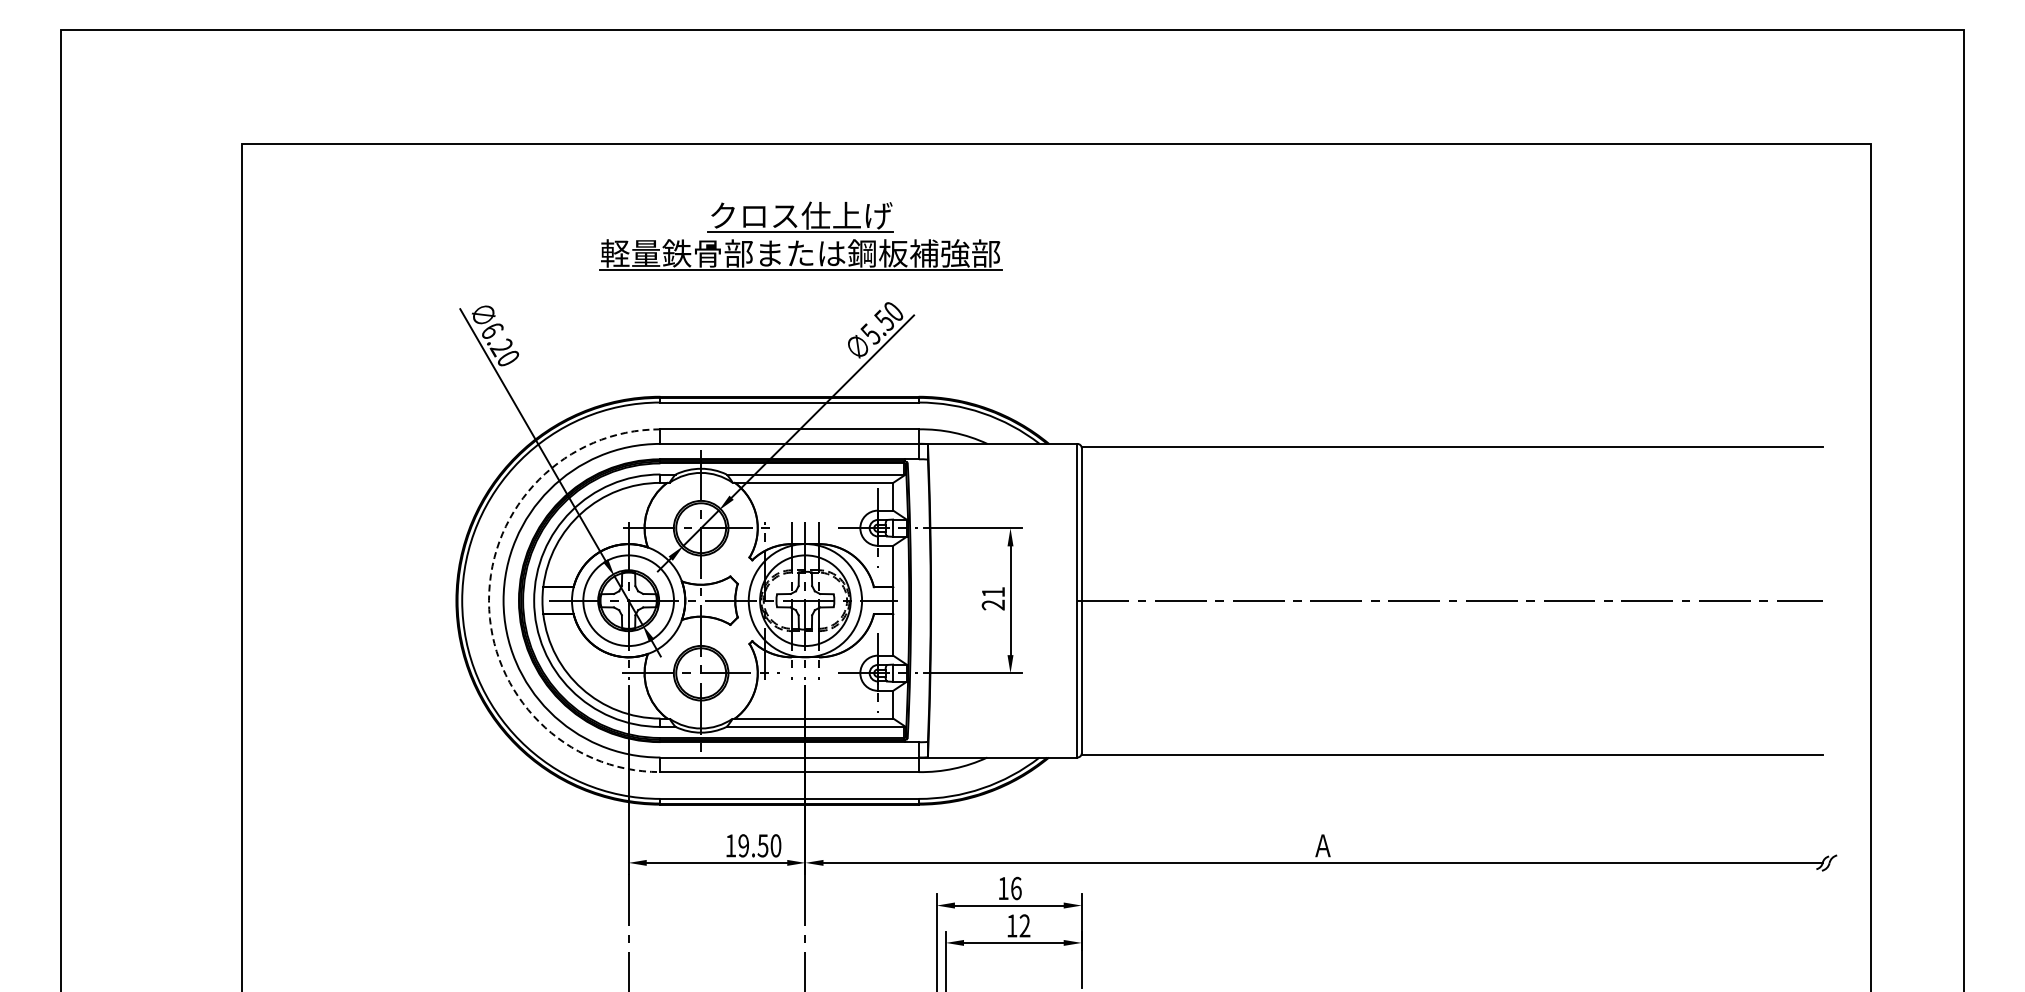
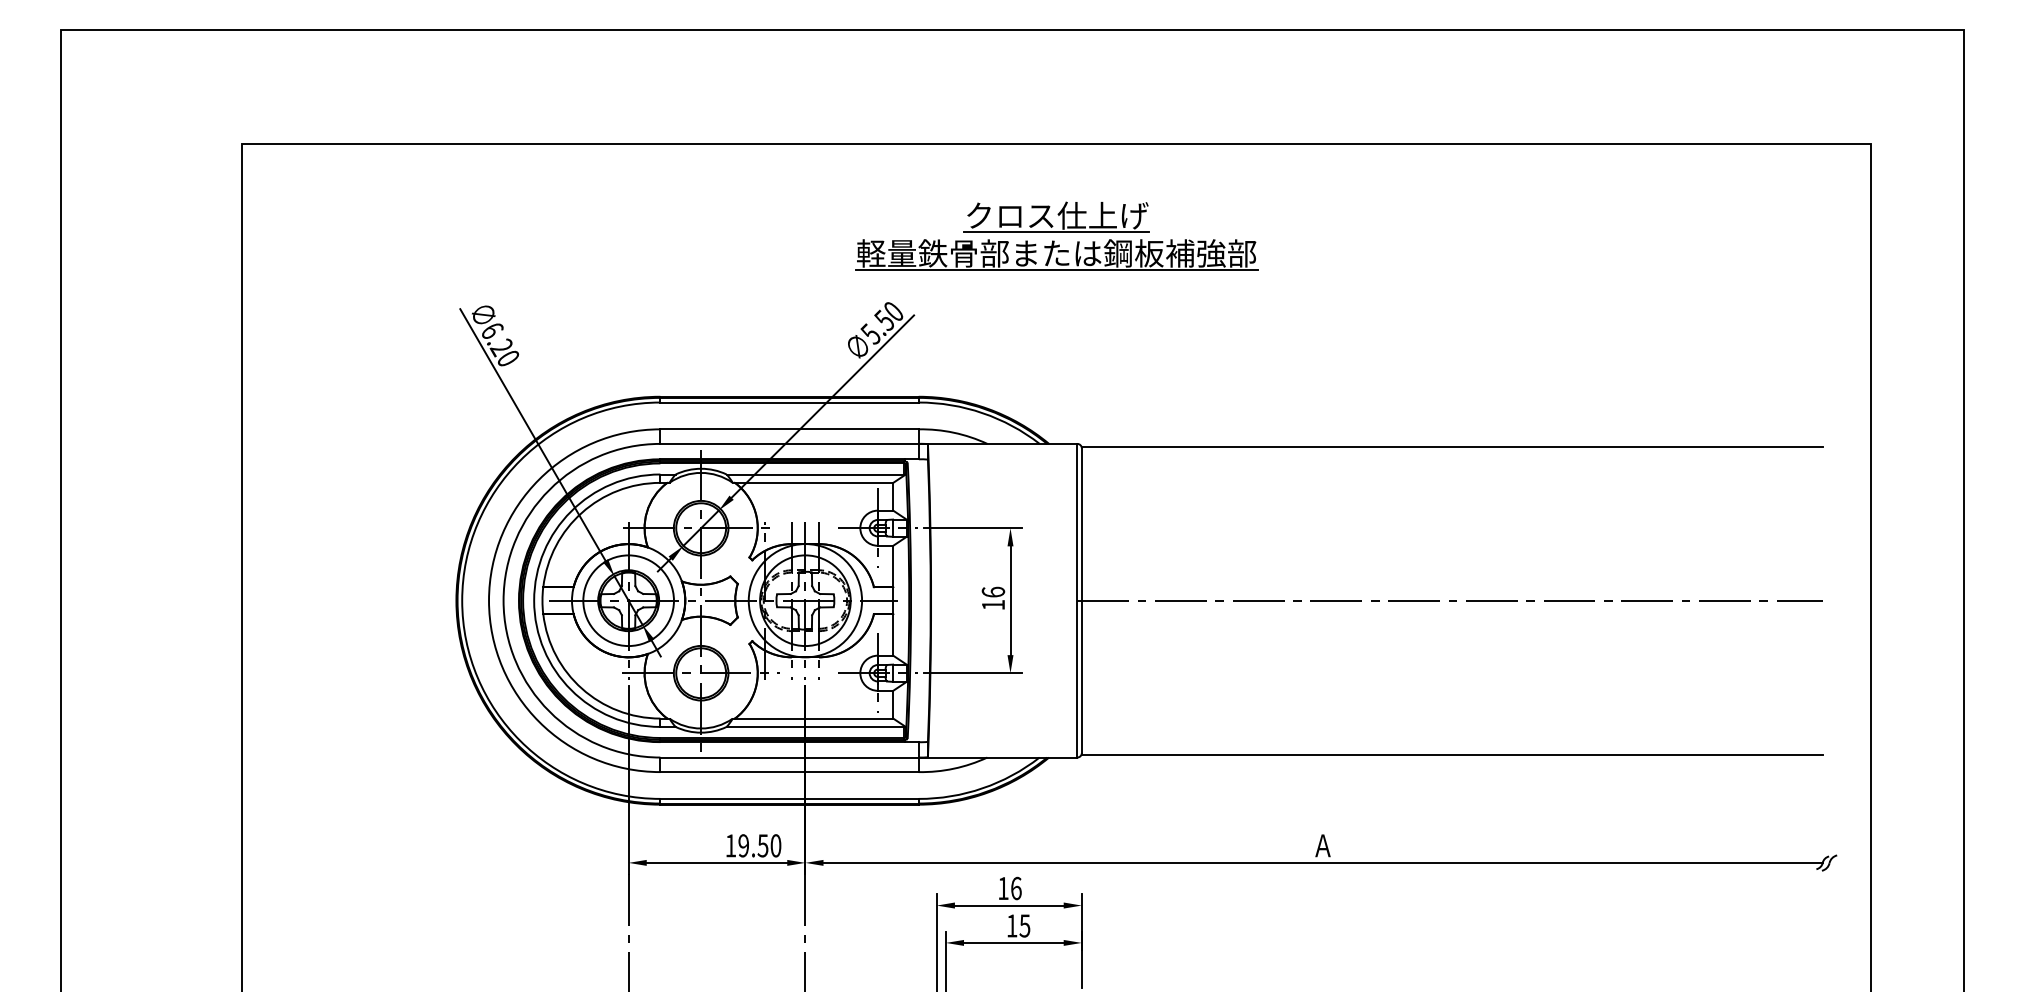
part position: (800, 235) -> (1056, 235) (1056, 235)
text: 21 -> 16 (993, 598)
arc: dashed -> solid (489, 600)
text: 12 -> 15 (1024, 925)
